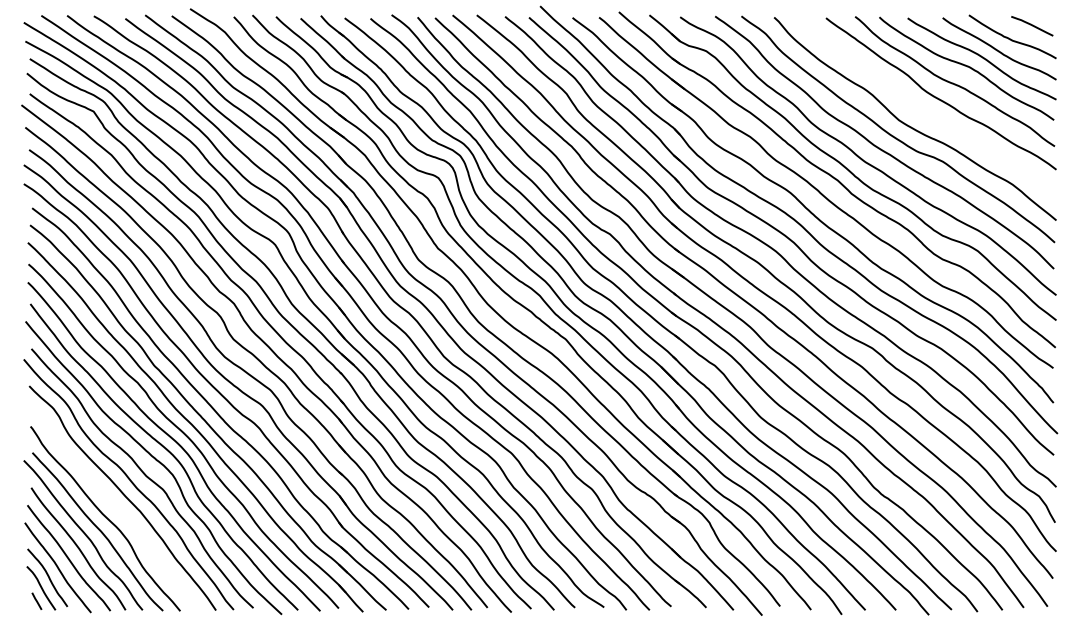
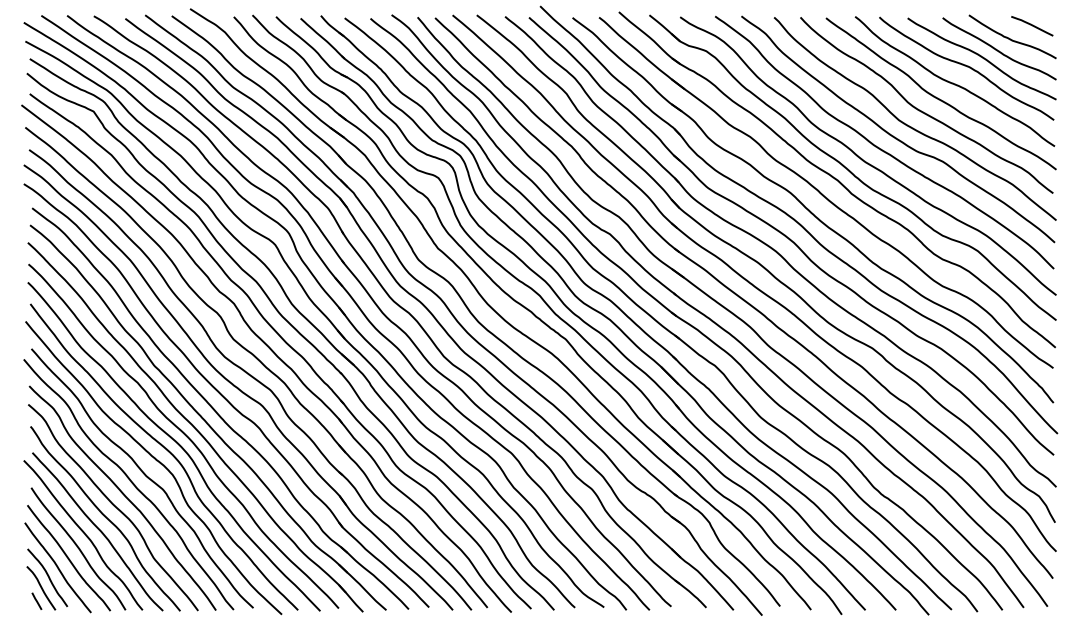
curve: none -> present (923, 111)
curve: none -> present (113, 506)
